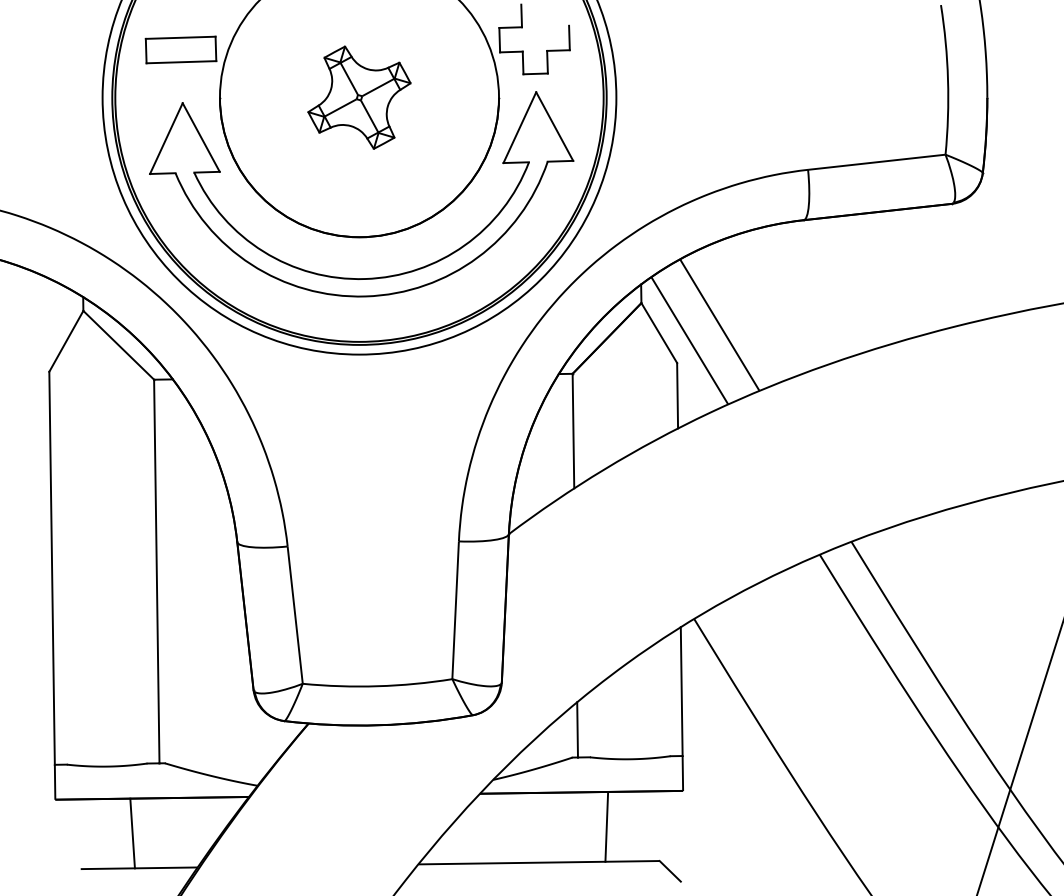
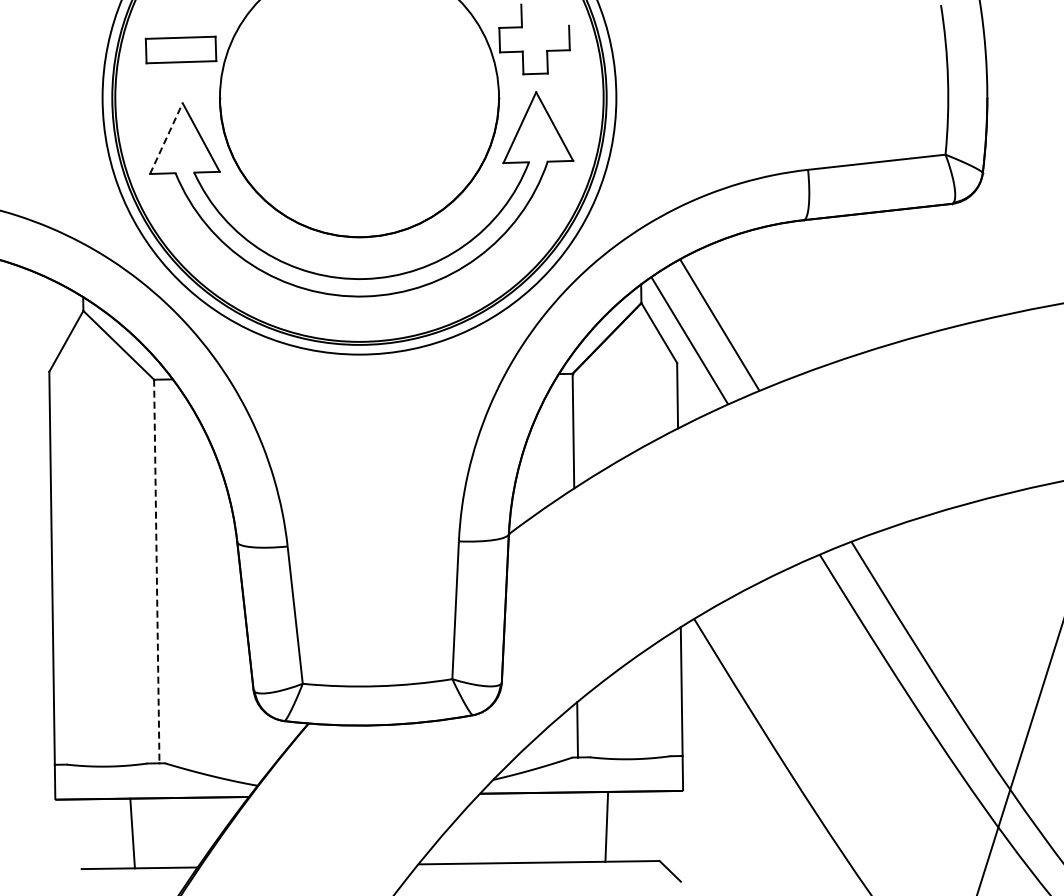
part: present -> none (359, 97)
line: solid -> dashed (166, 138)
line: solid -> dashed (156, 571)
